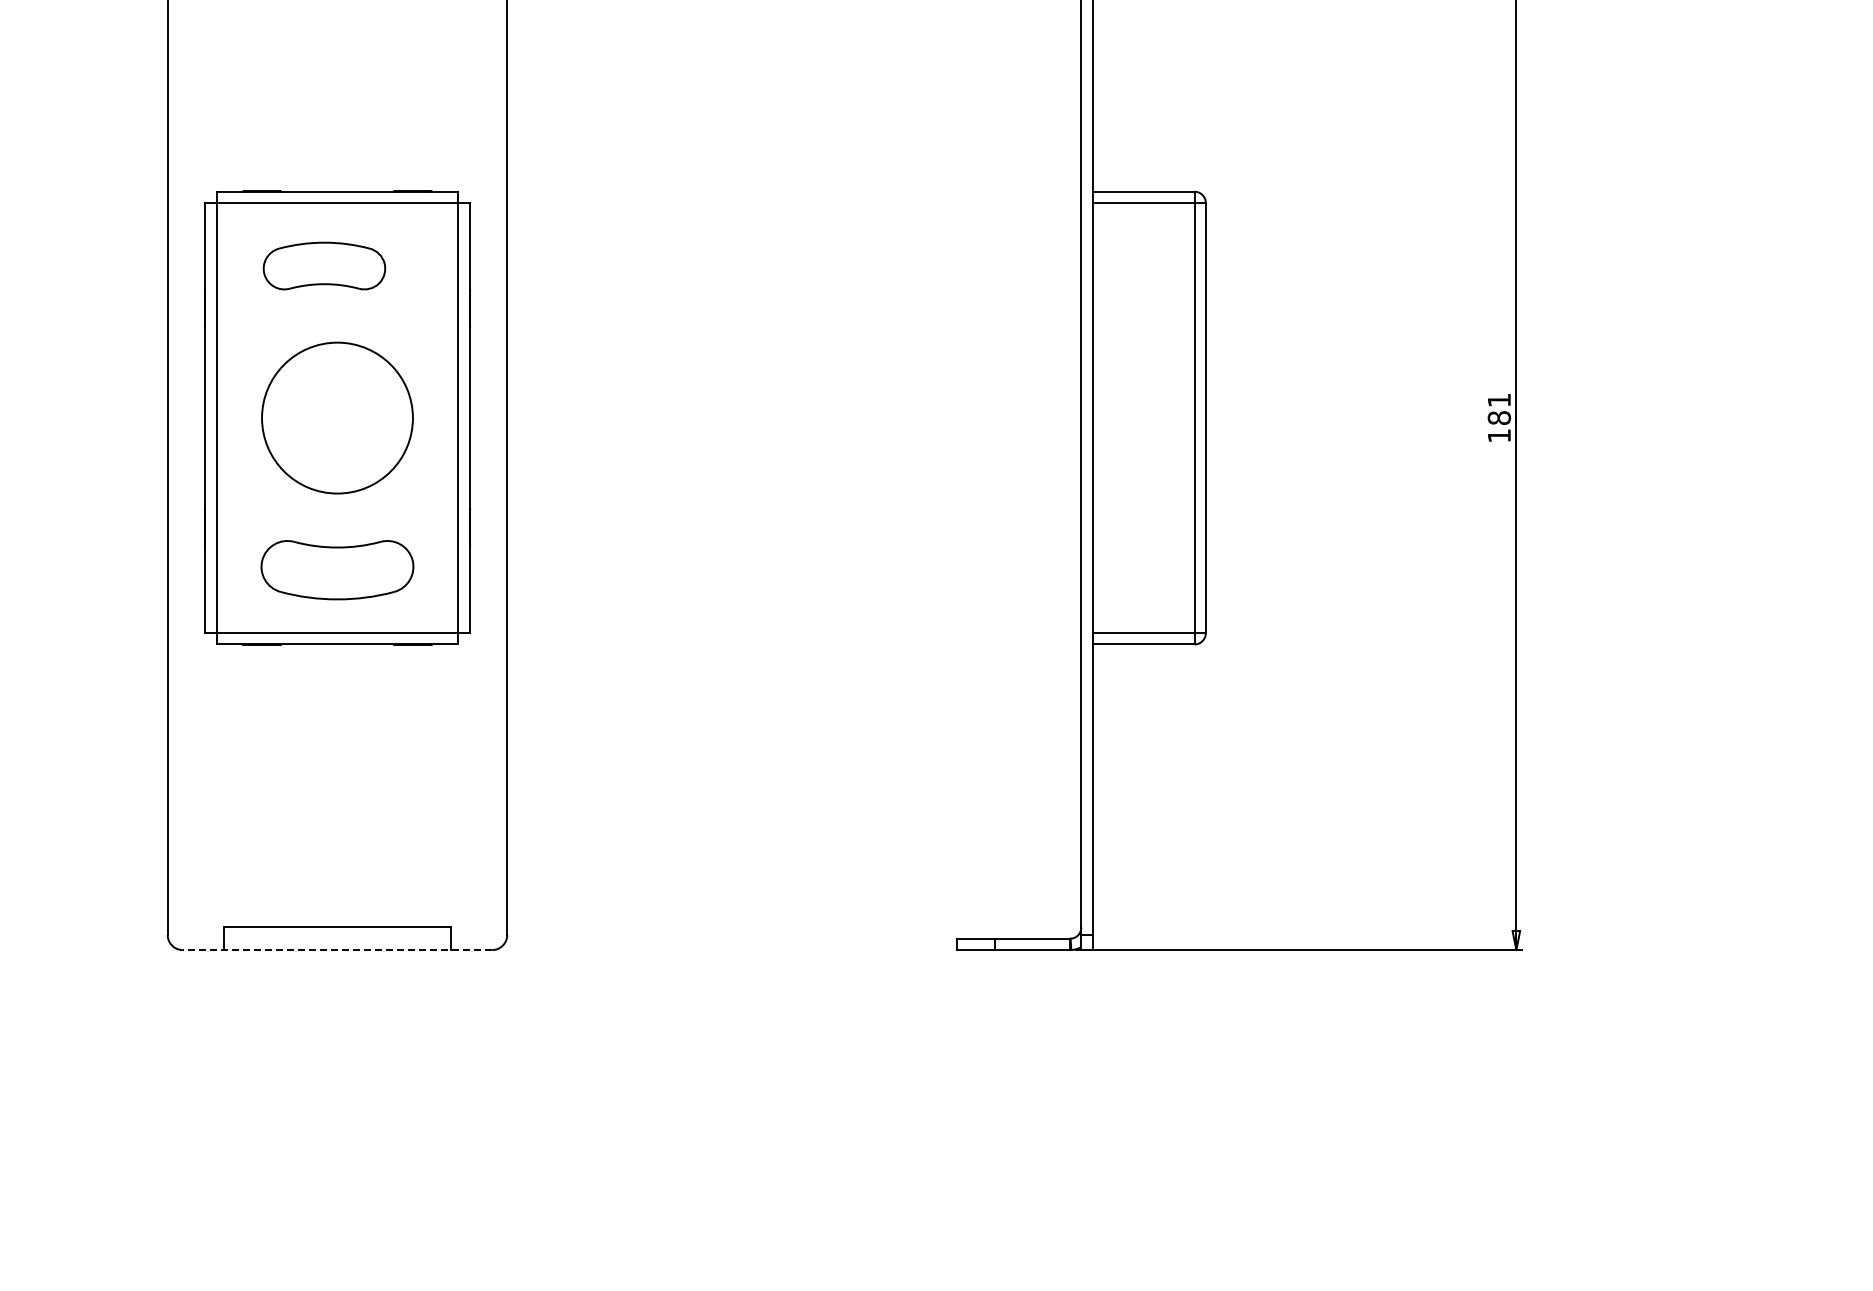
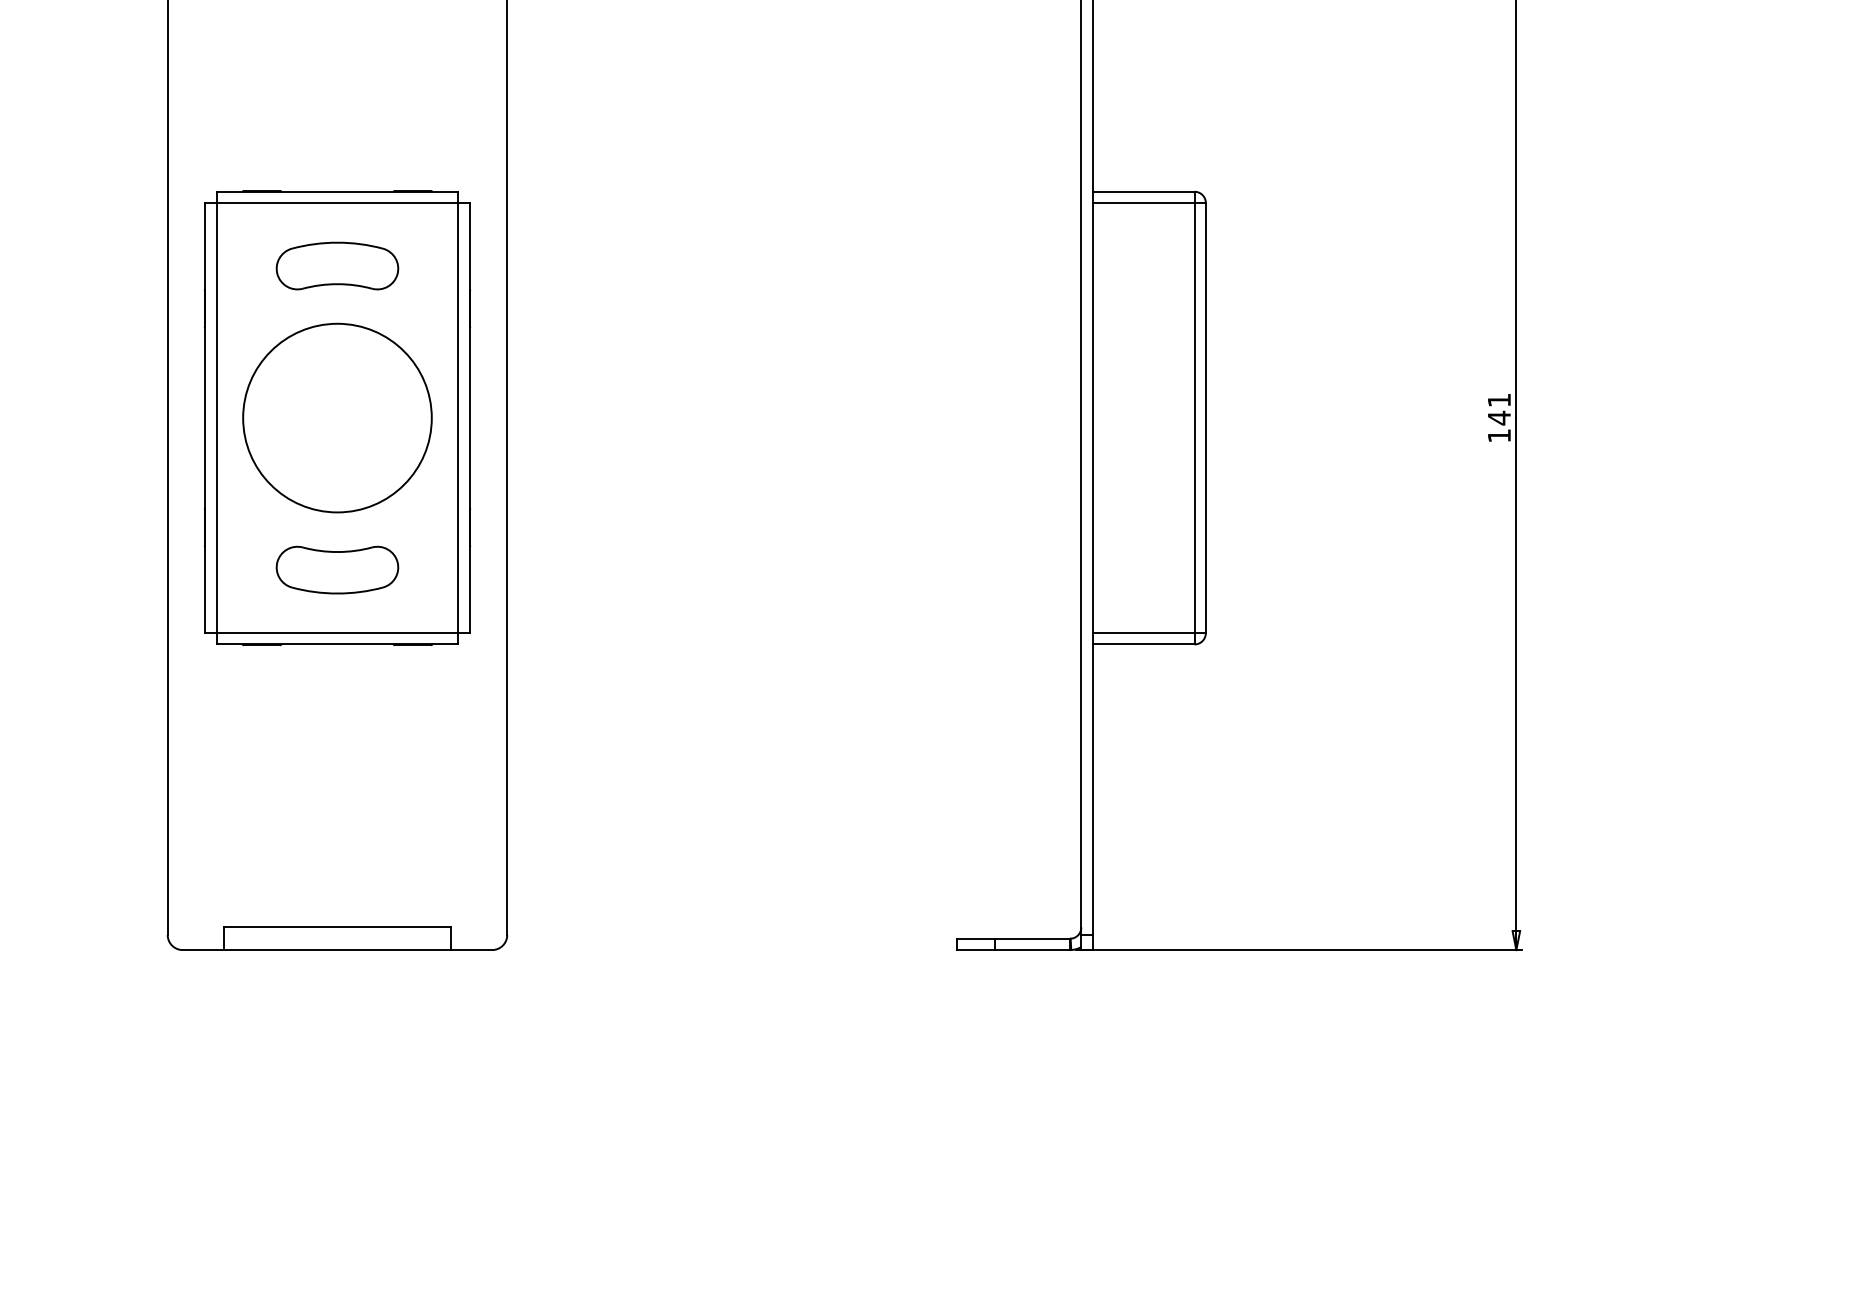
part position: (324, 265) -> (337, 265) (337, 265)
circle diameter: 151 px -> 189 px (337, 417)
text: 181 -> 141 (1499, 417)
part size: 155x61 px -> 125x50 px (337, 569)
line: dashed -> solid (337, 950)
